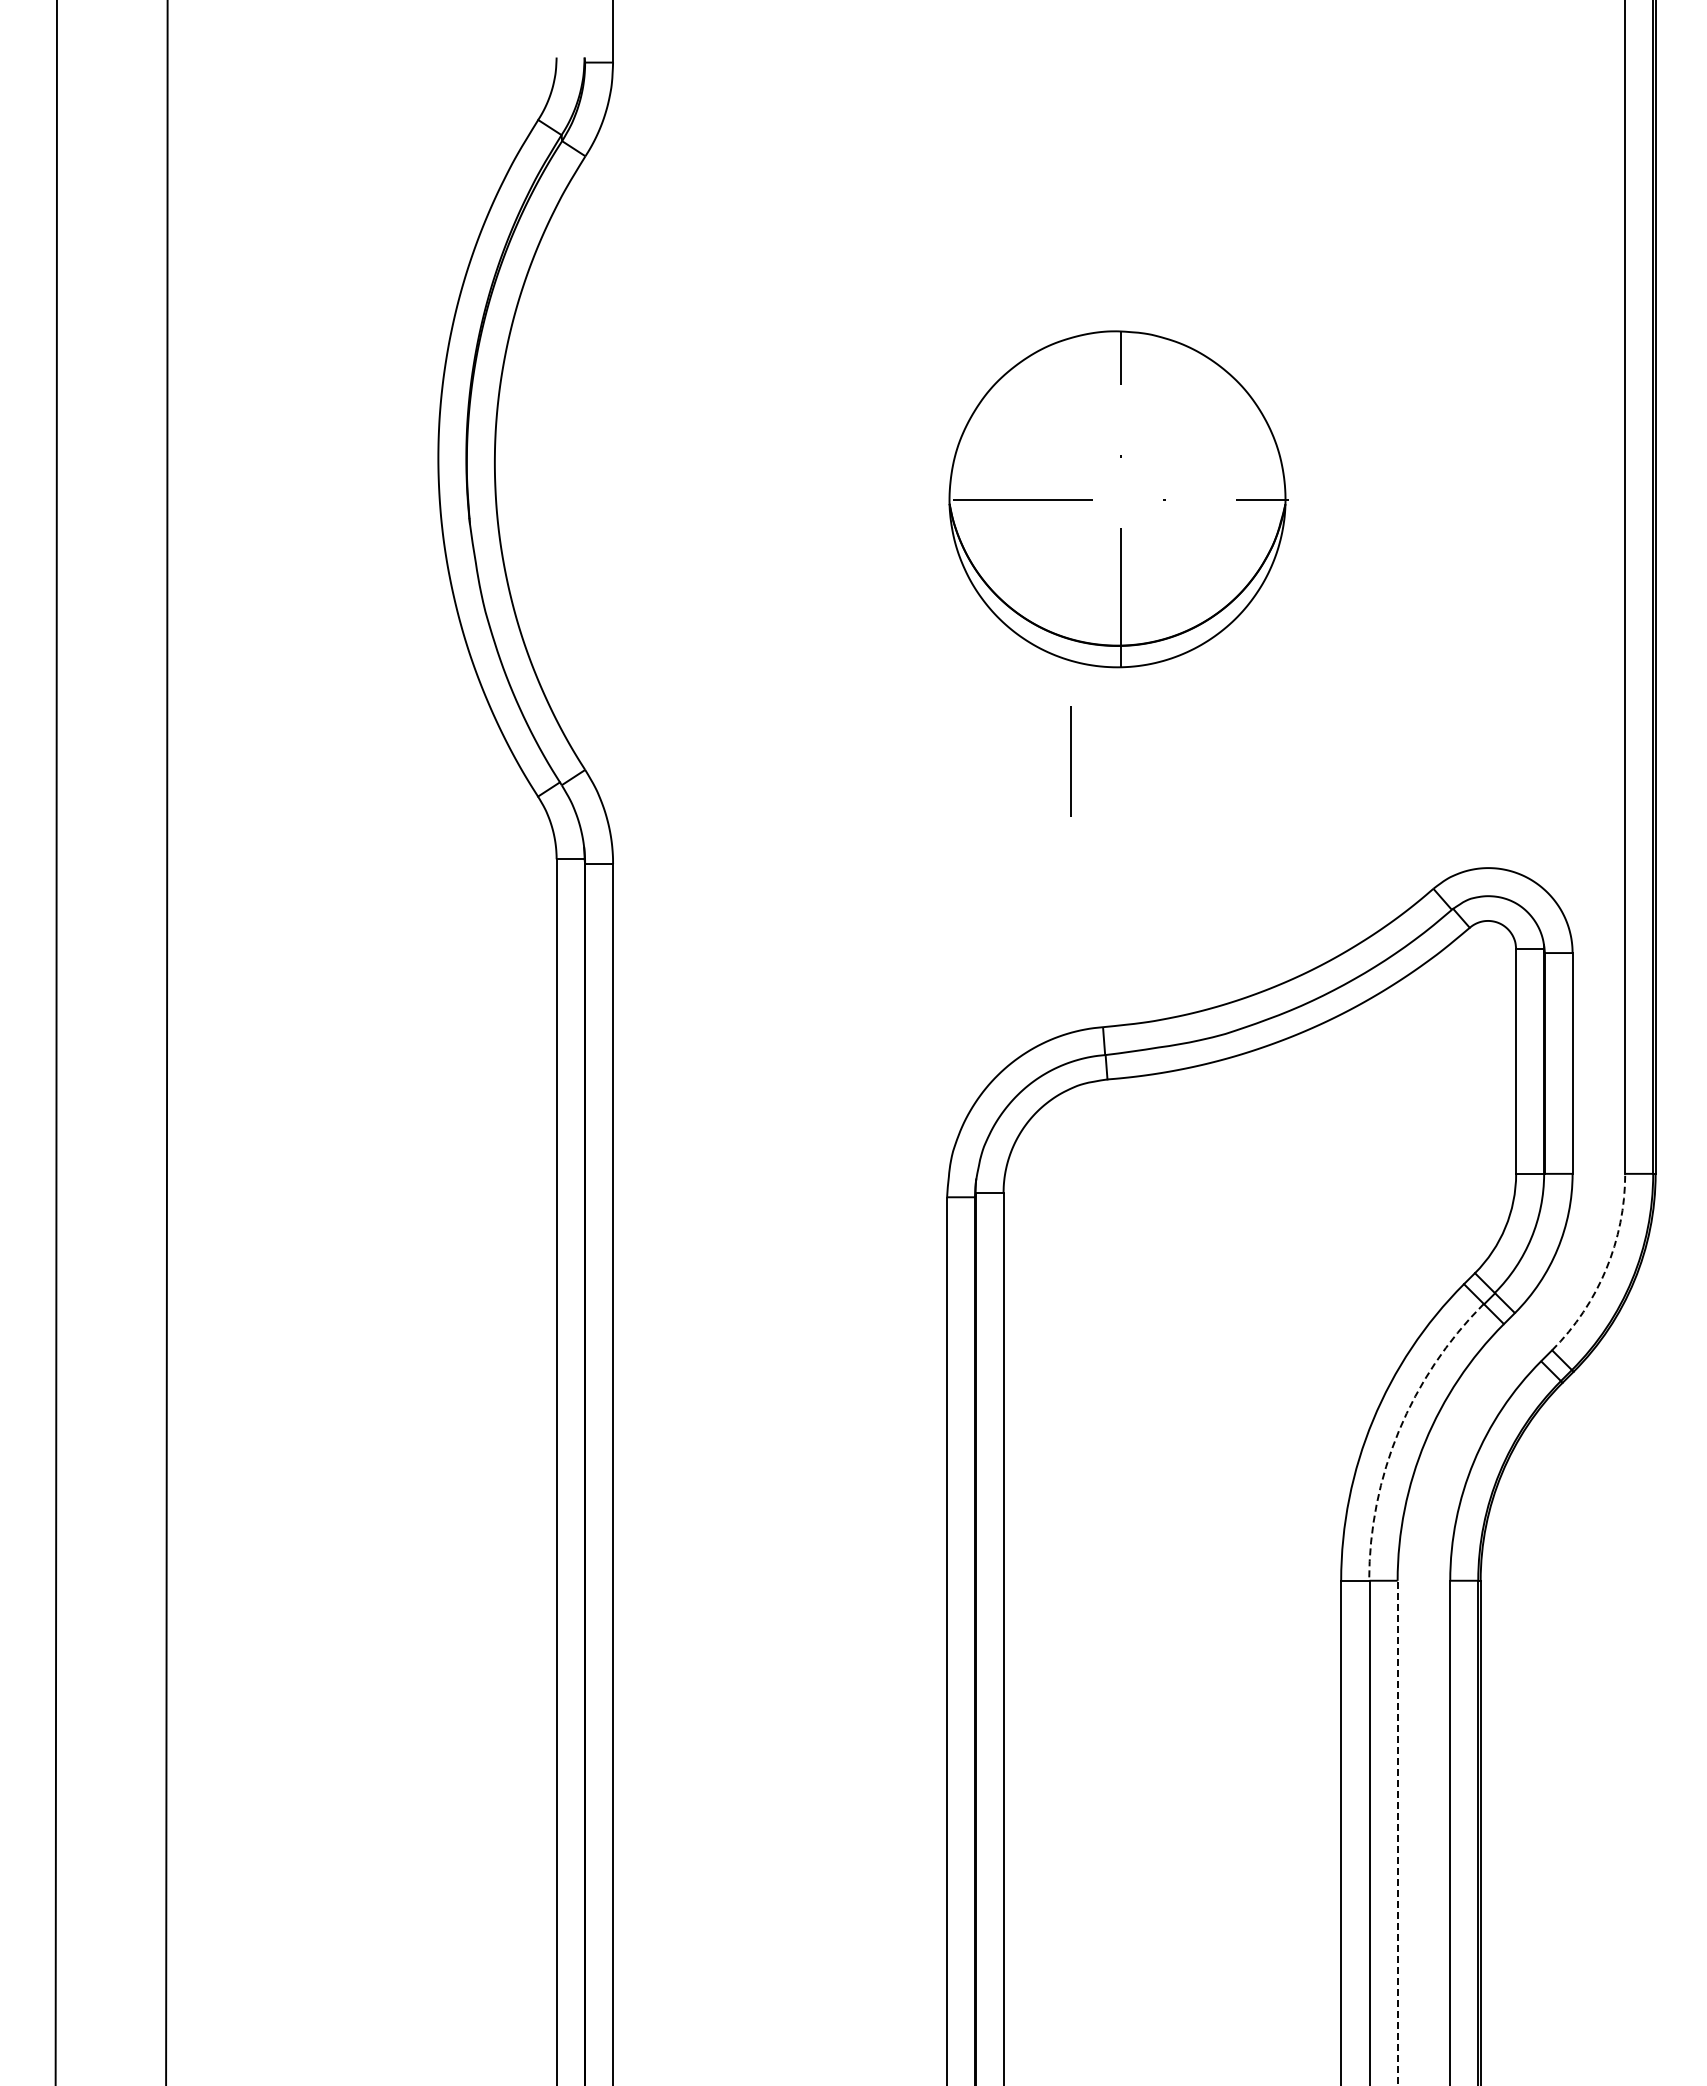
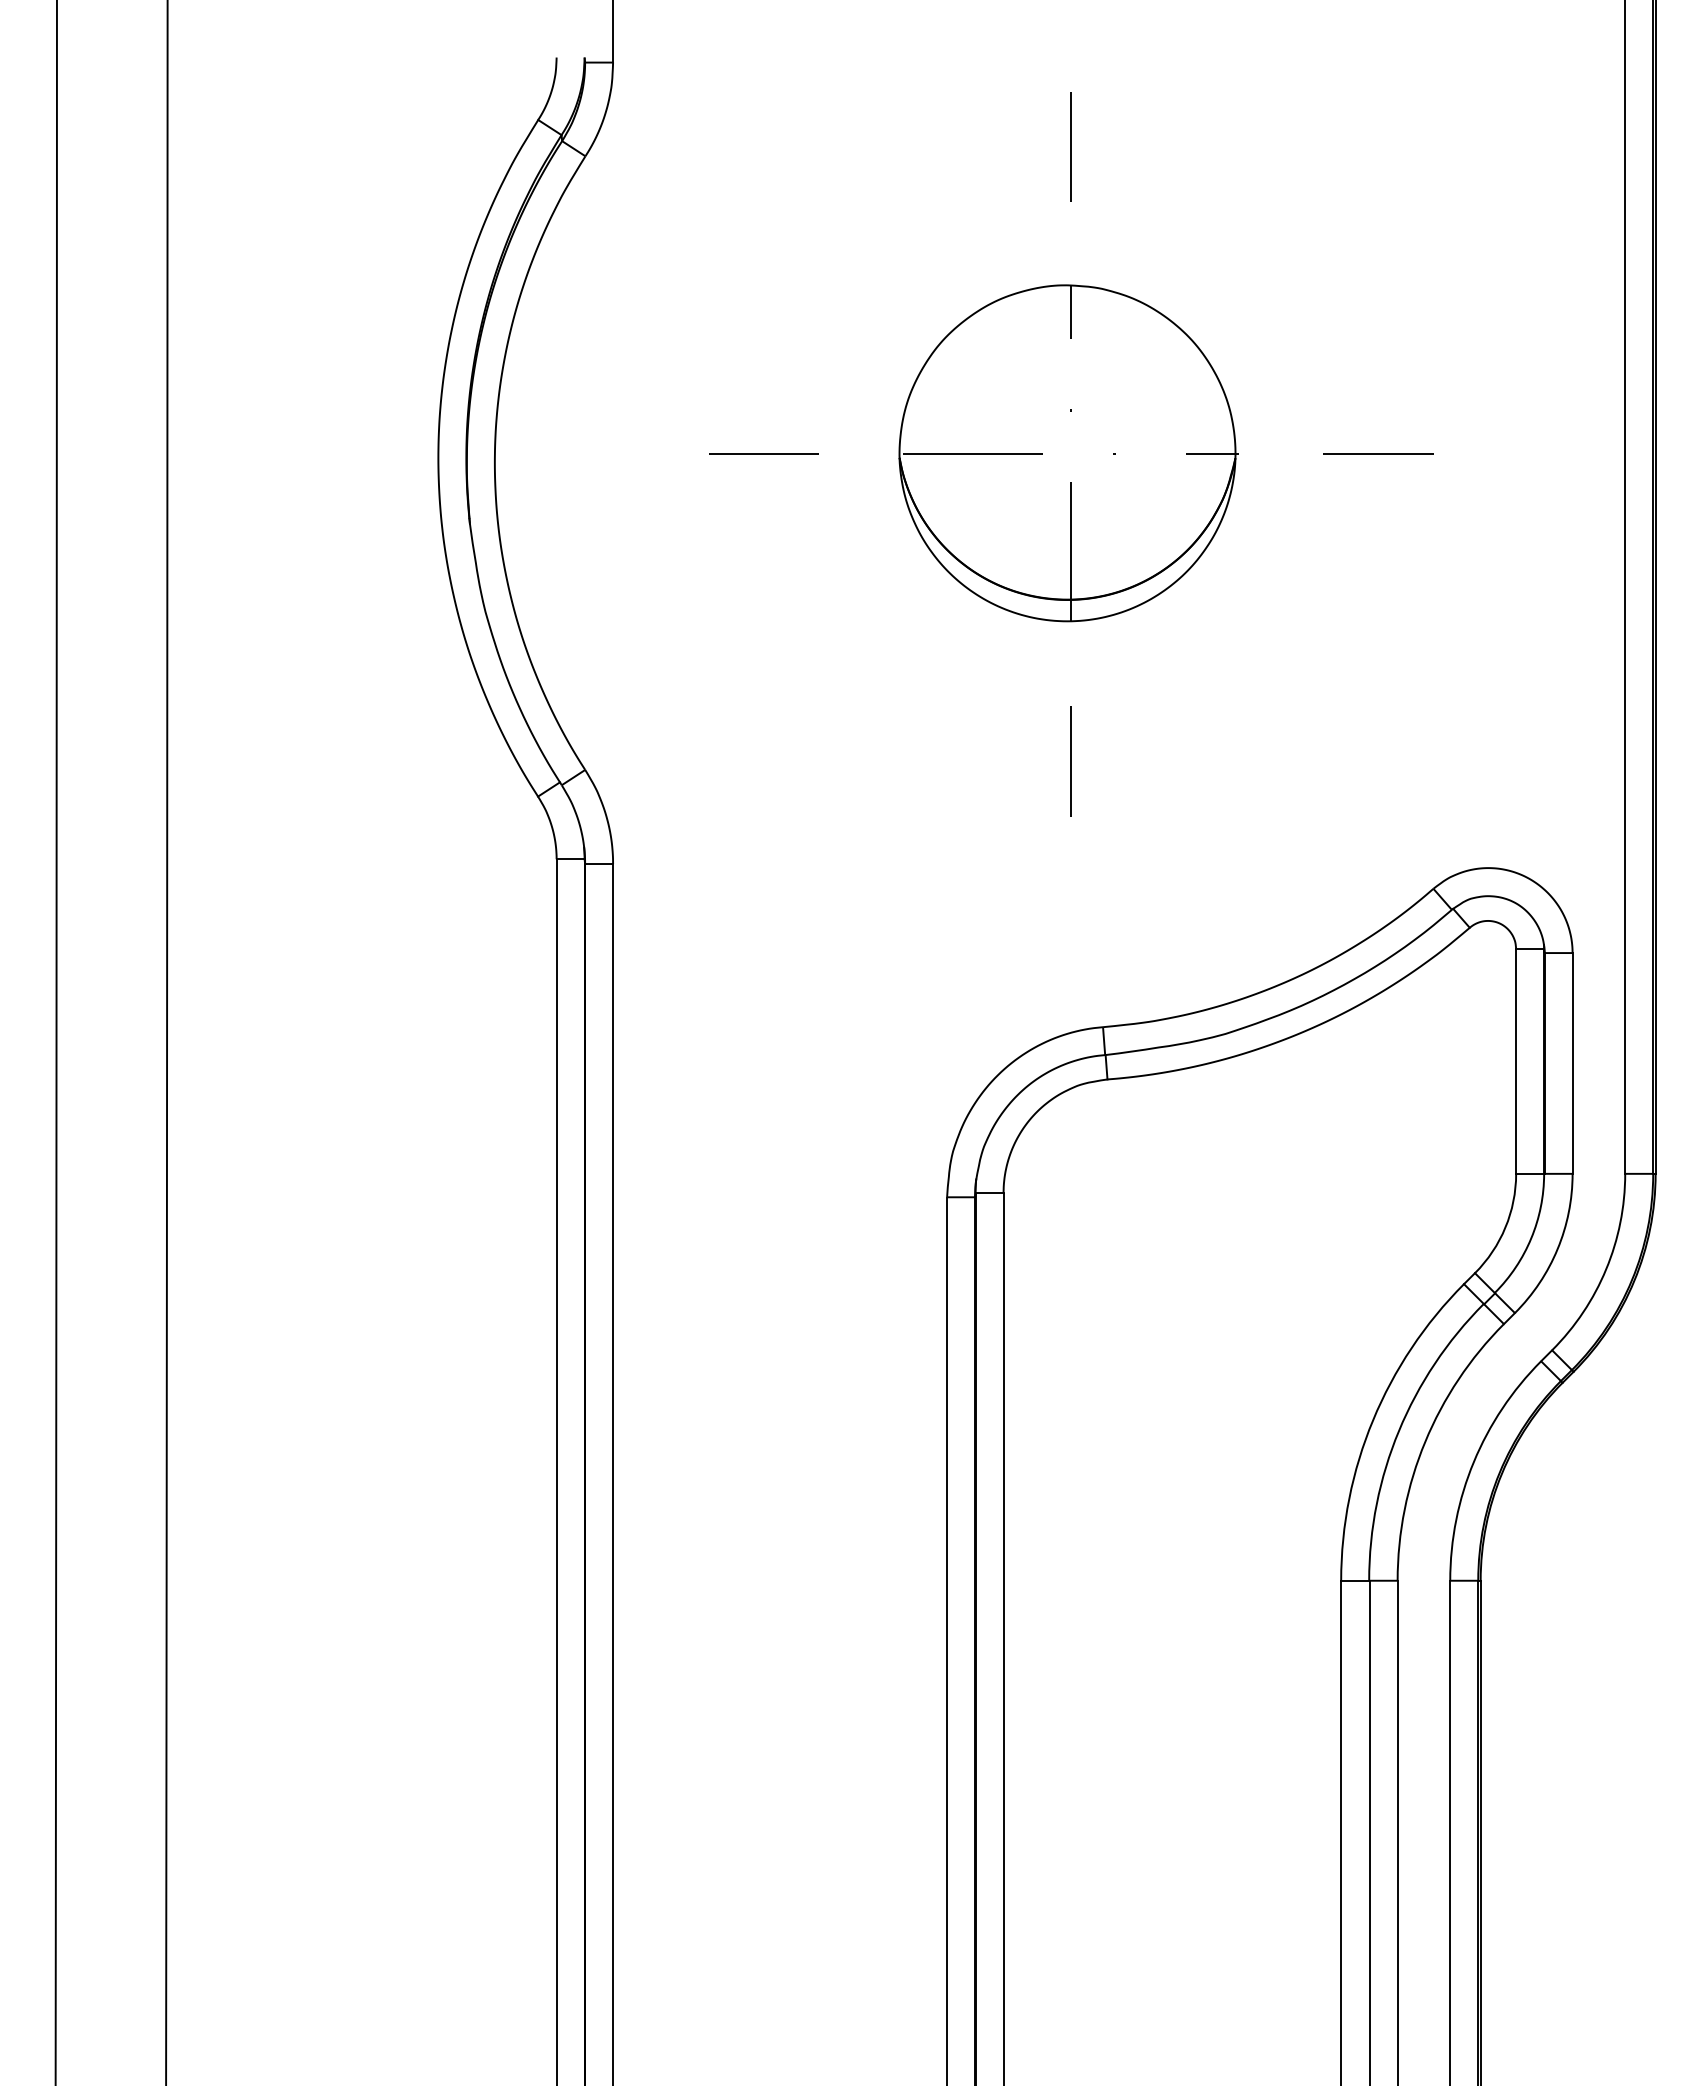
line: none -> present (1071, 146)
line: none -> present (763, 453)
line: none -> present (1378, 454)
part position: (1118, 499) -> (1068, 453) (1068, 453)
arc: dashed -> solid (1606, 1269)
arc: dashed -> solid (1398, 1430)
line: dashed -> solid (1397, 1832)
